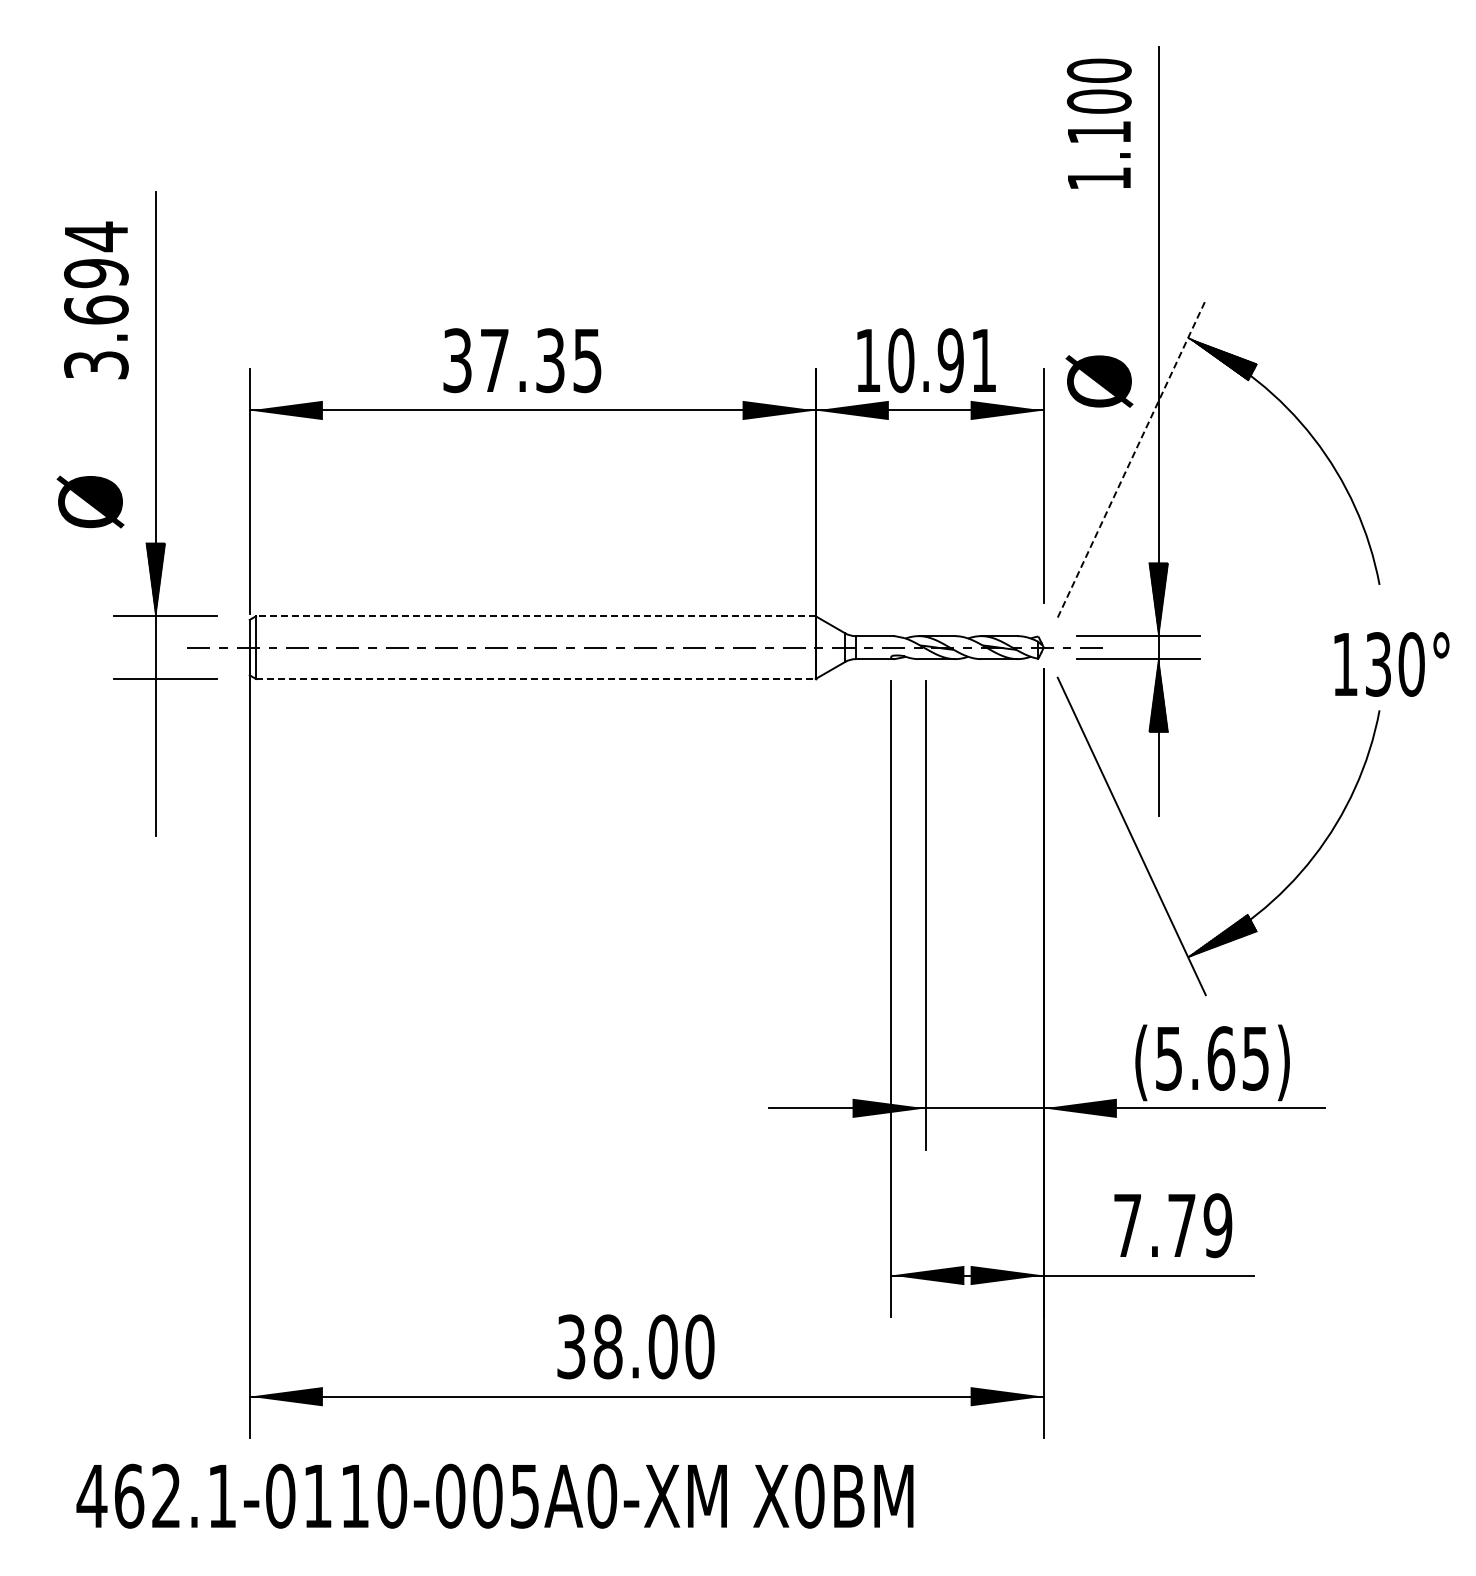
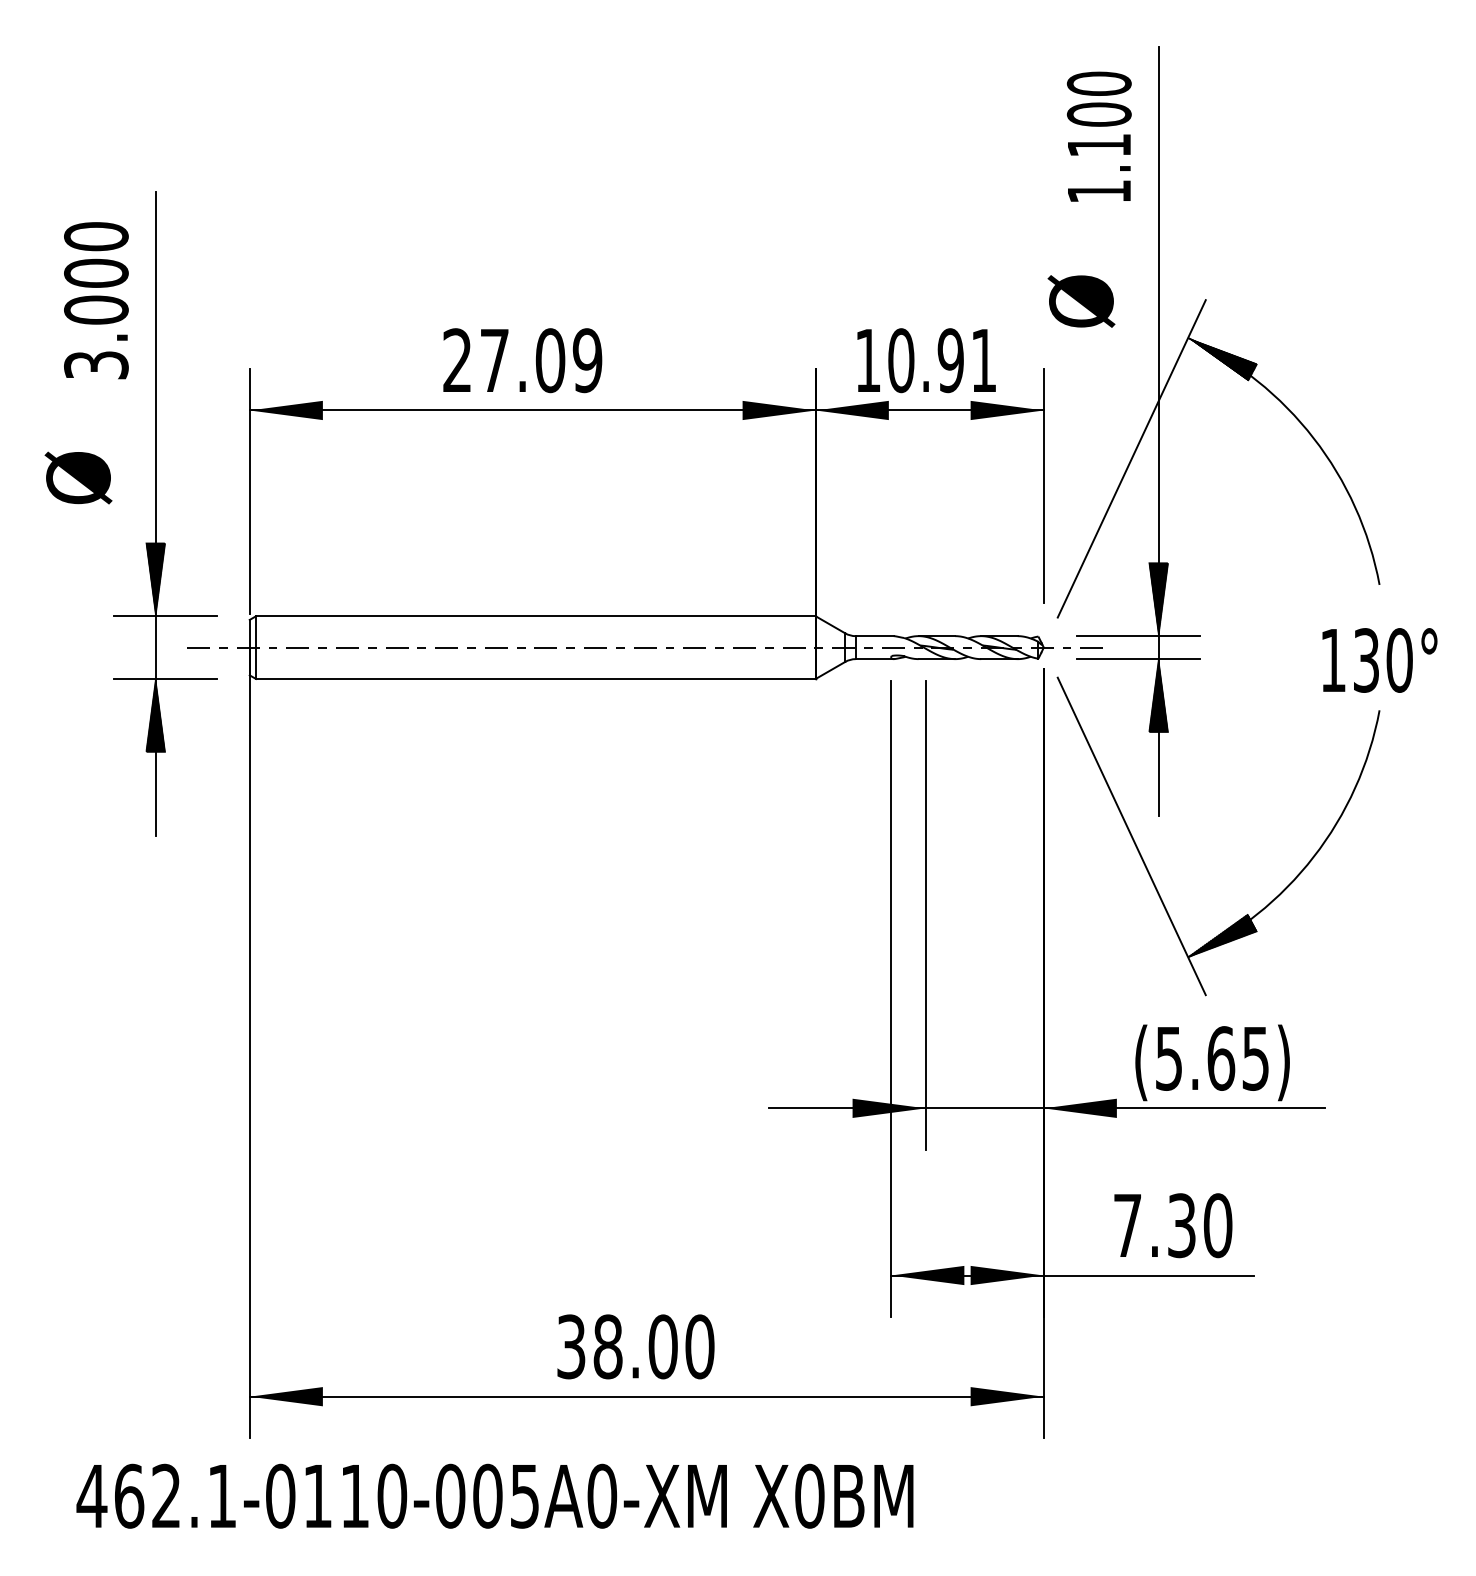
text position: (1098, 123) -> (1098, 136) (1098, 136)
text: 3.694 -> 3.000 (96, 272)
text: 37.35 -> 27.09 (522, 360)
text position: (1099, 381) -> (1081, 301) (1081, 301)
line: dashed -> solid (1131, 458)
text position: (90, 501) -> (78, 477) (78, 477)
line: dashed -> solid (535, 616)
text position: (1391, 664) -> (1379, 660) (1379, 660)
line: dashed -> solid (535, 678)
hatch: none -> present (155, 715)
text: 7.79 -> 7.30 (1200, 1225)
